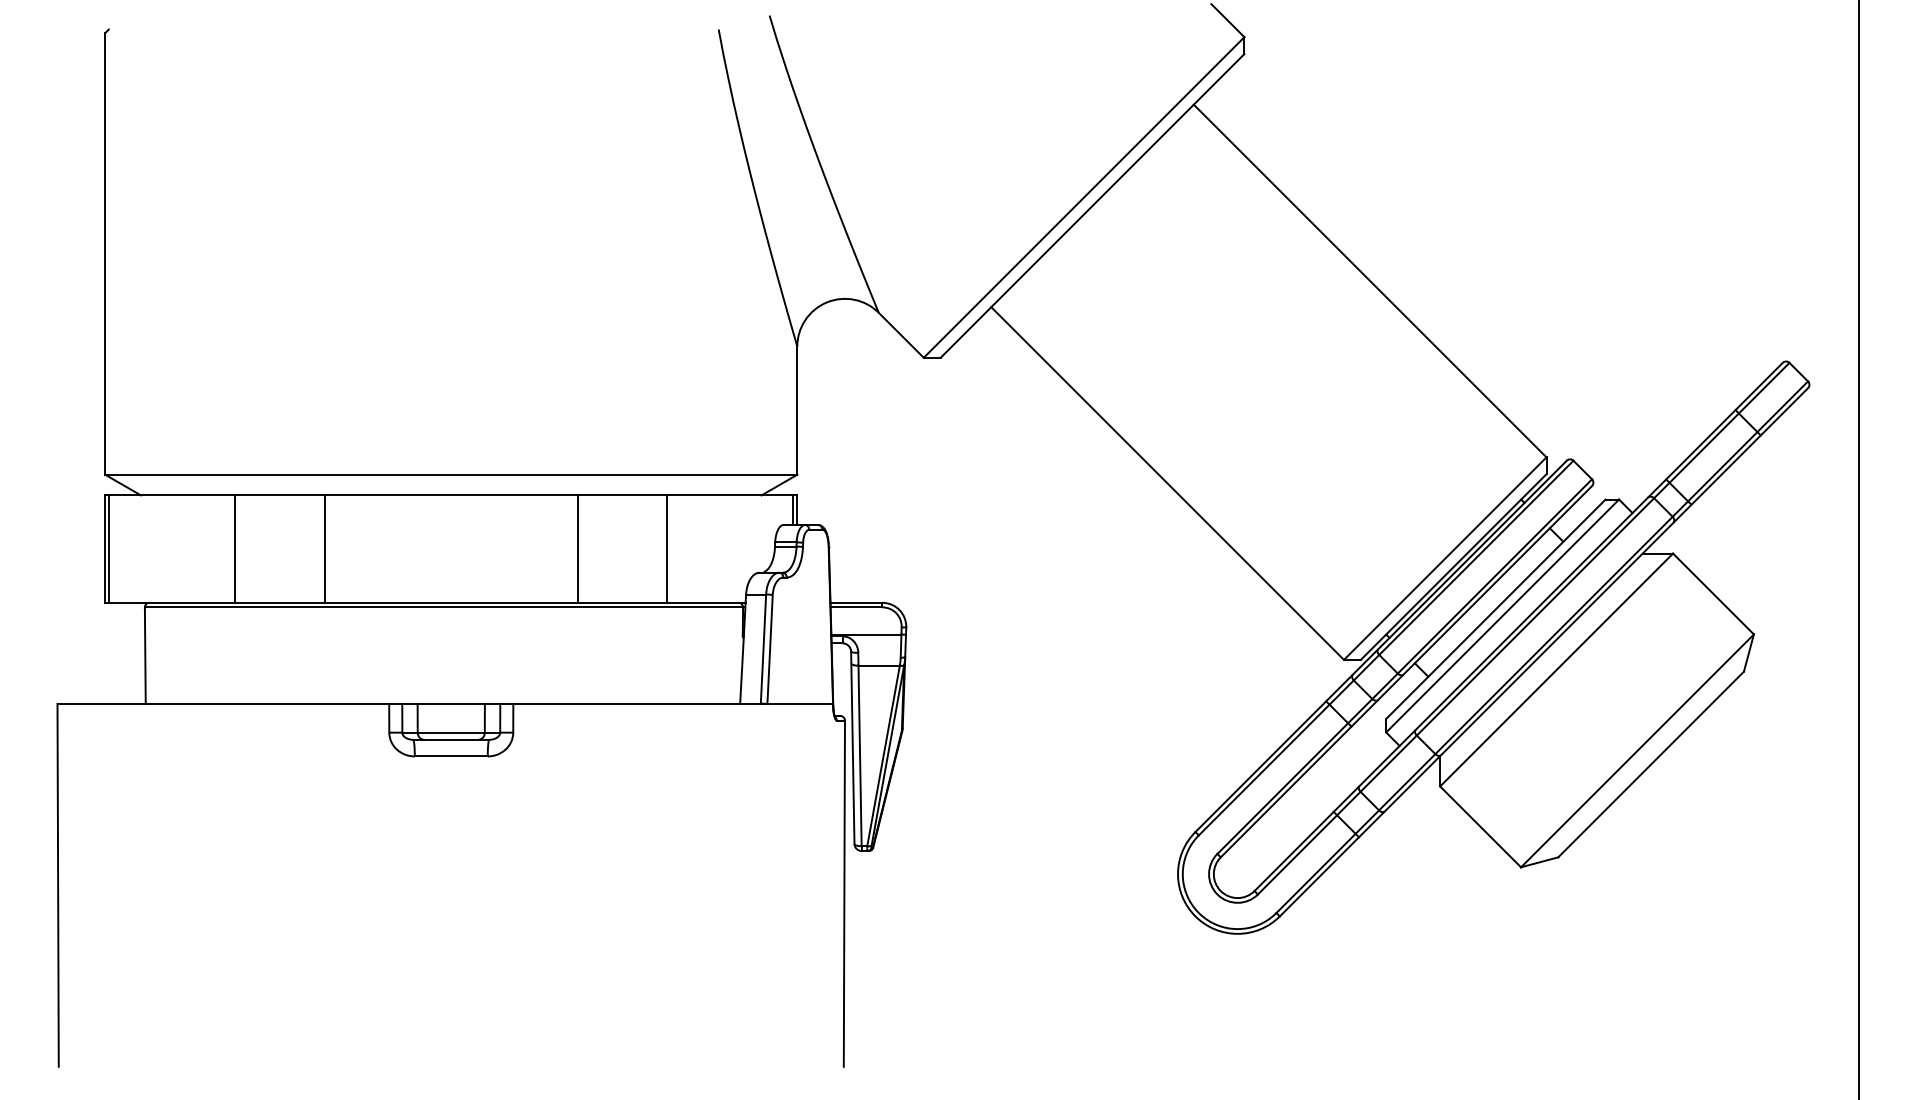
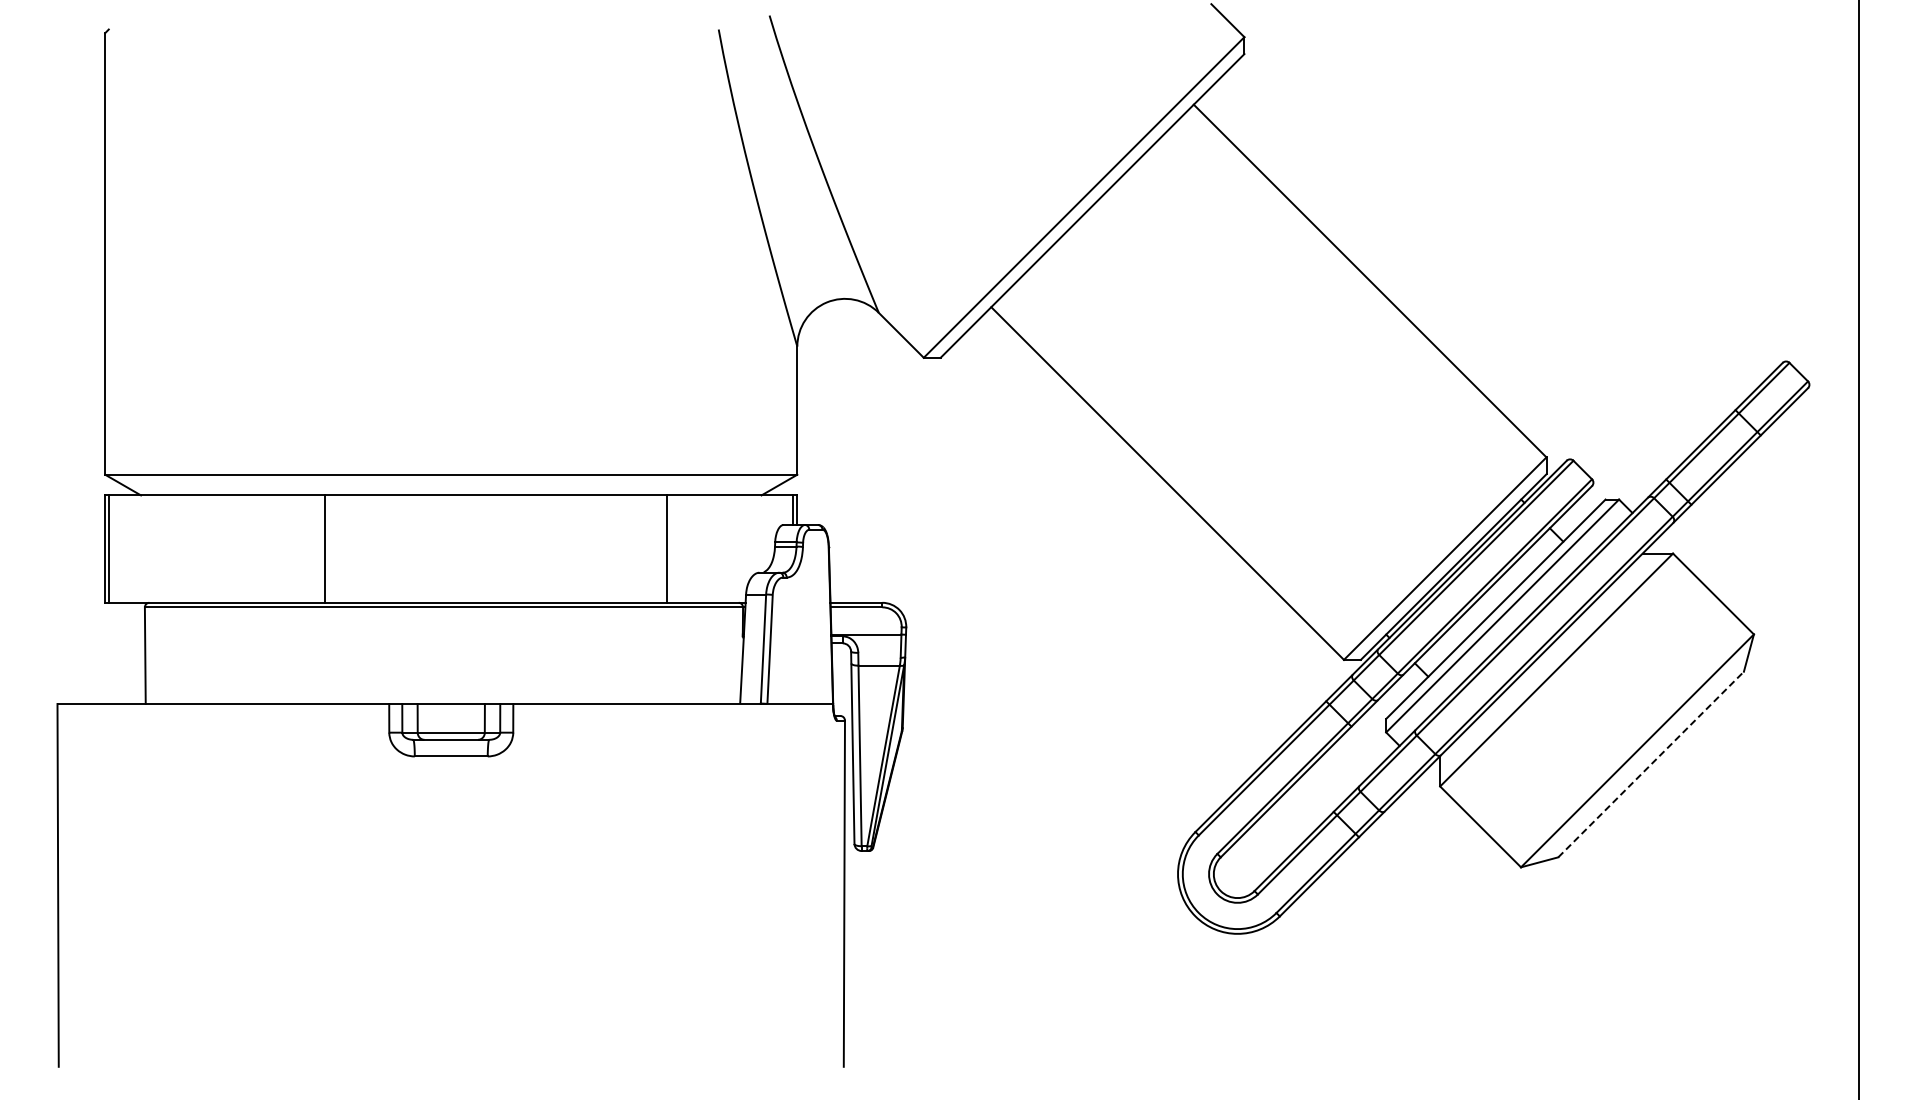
line: present -> none (235, 548)
line: present -> none (577, 548)
line: solid -> dashed (1651, 764)
